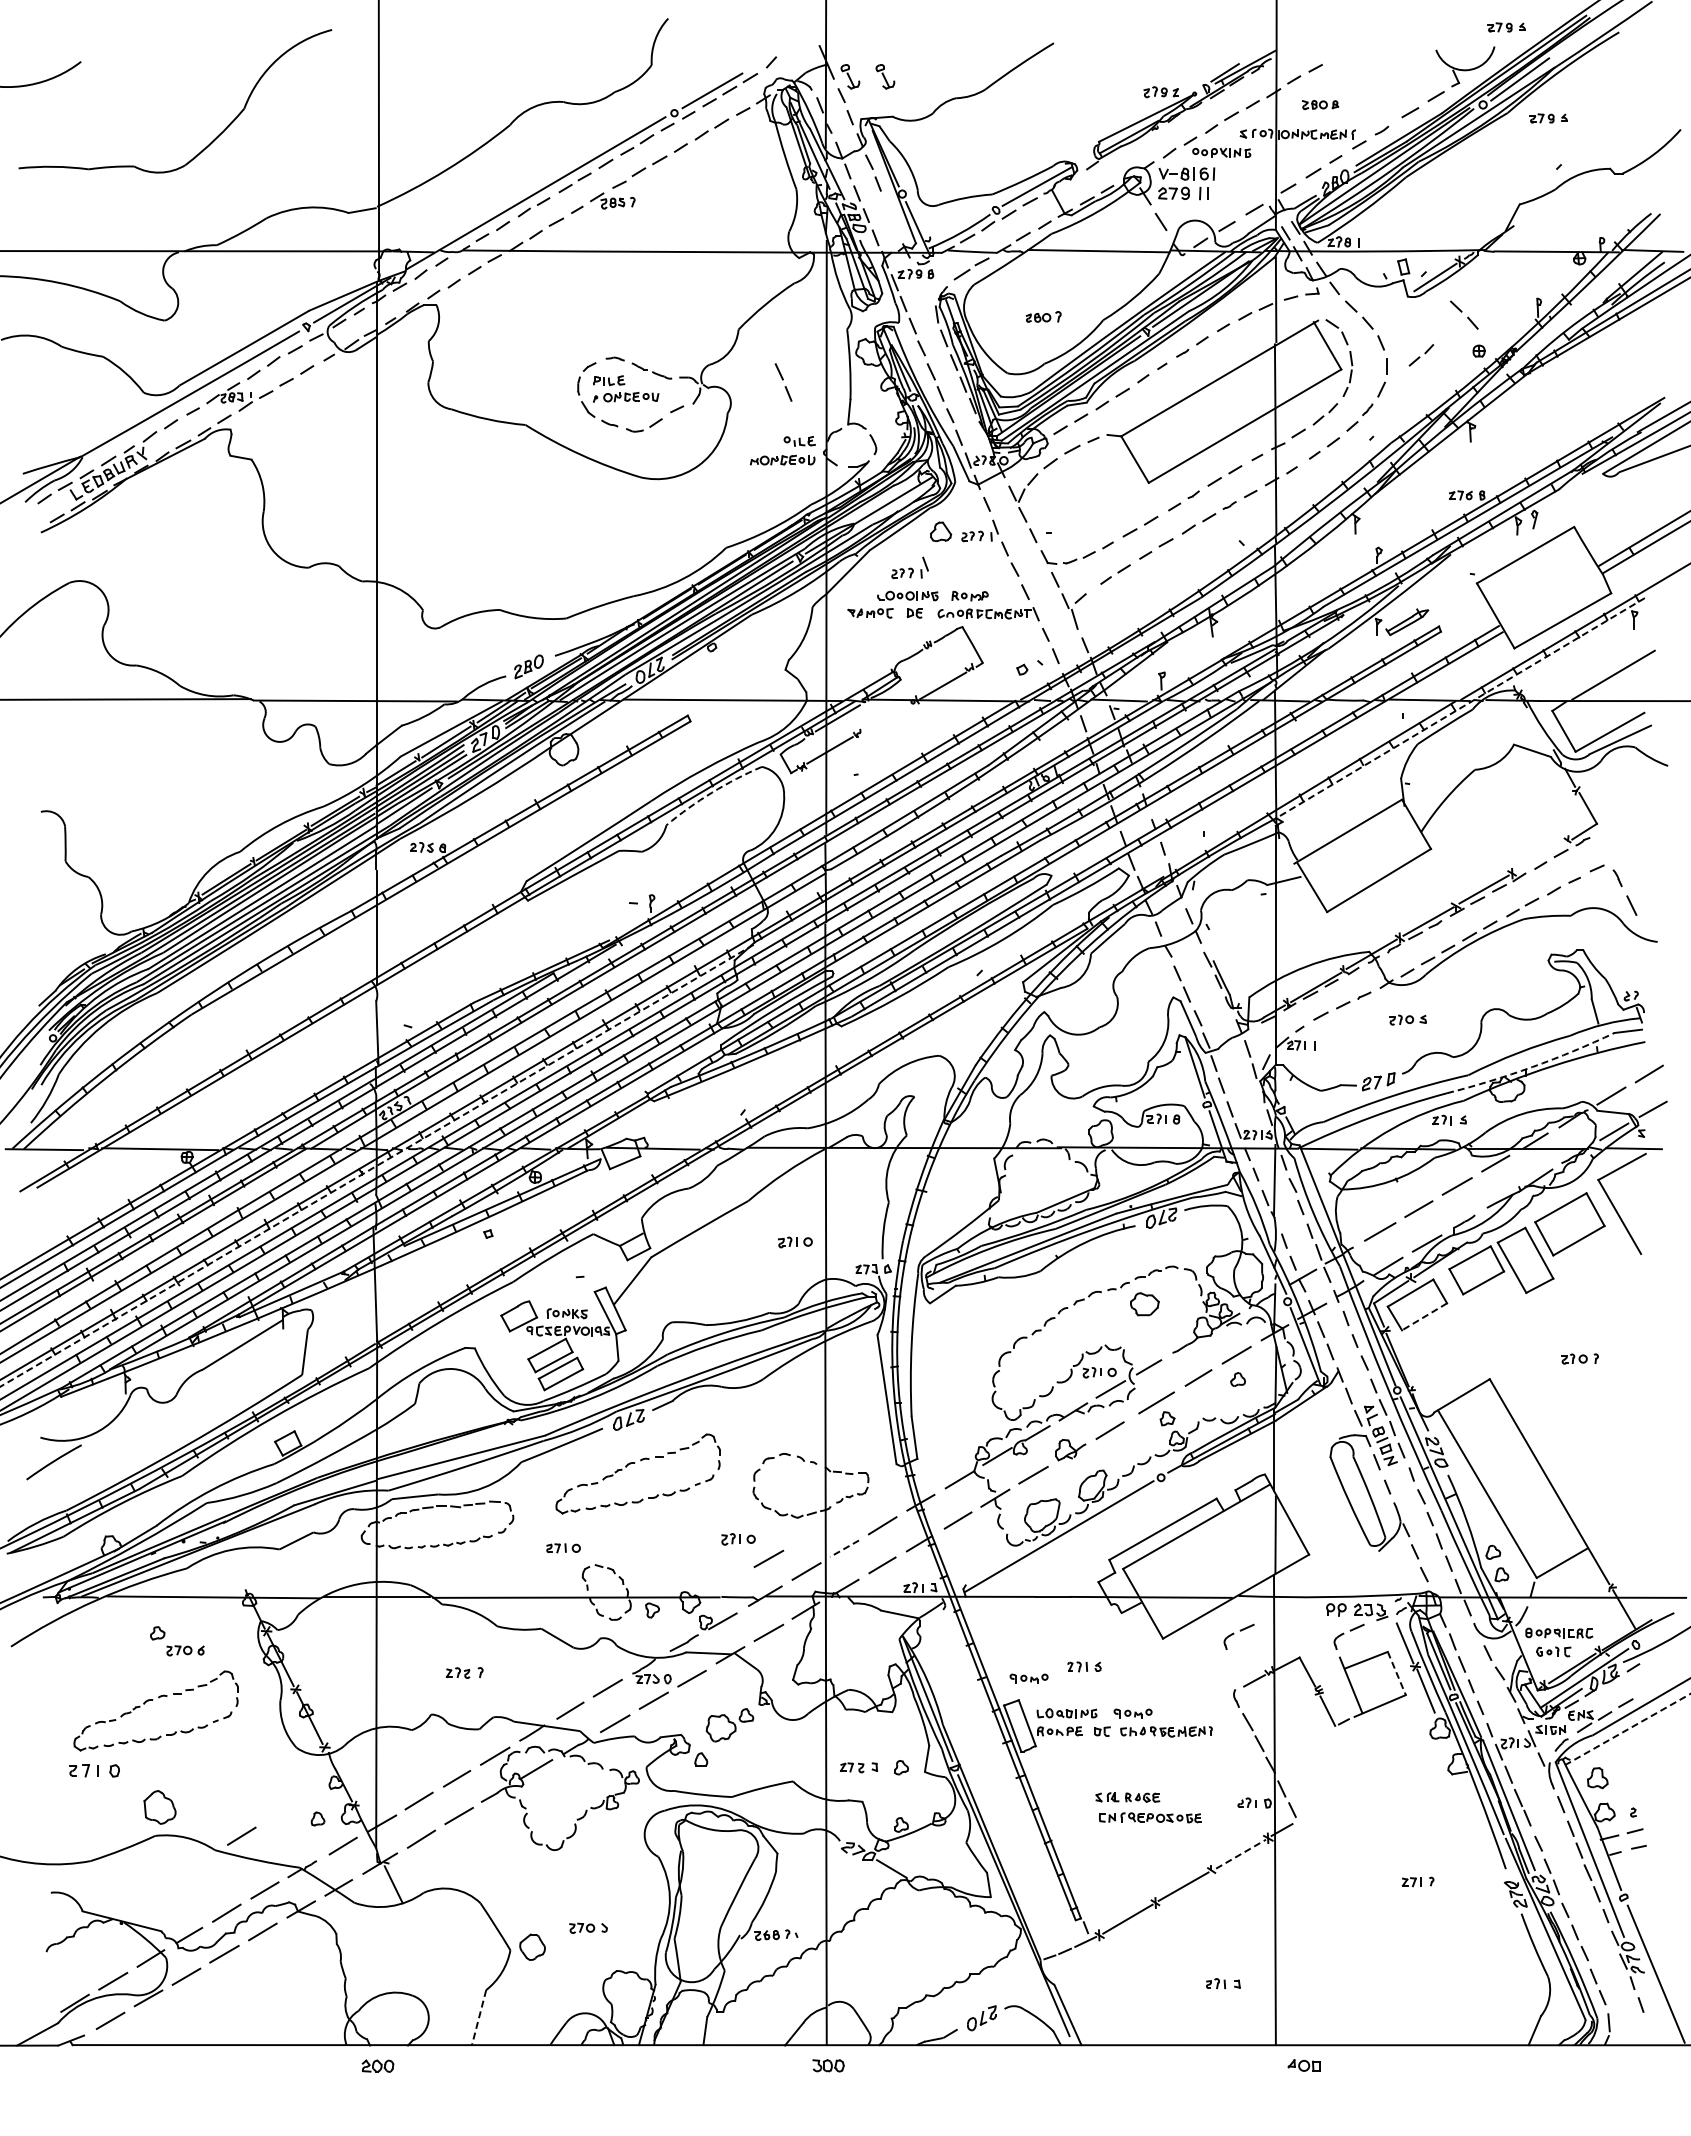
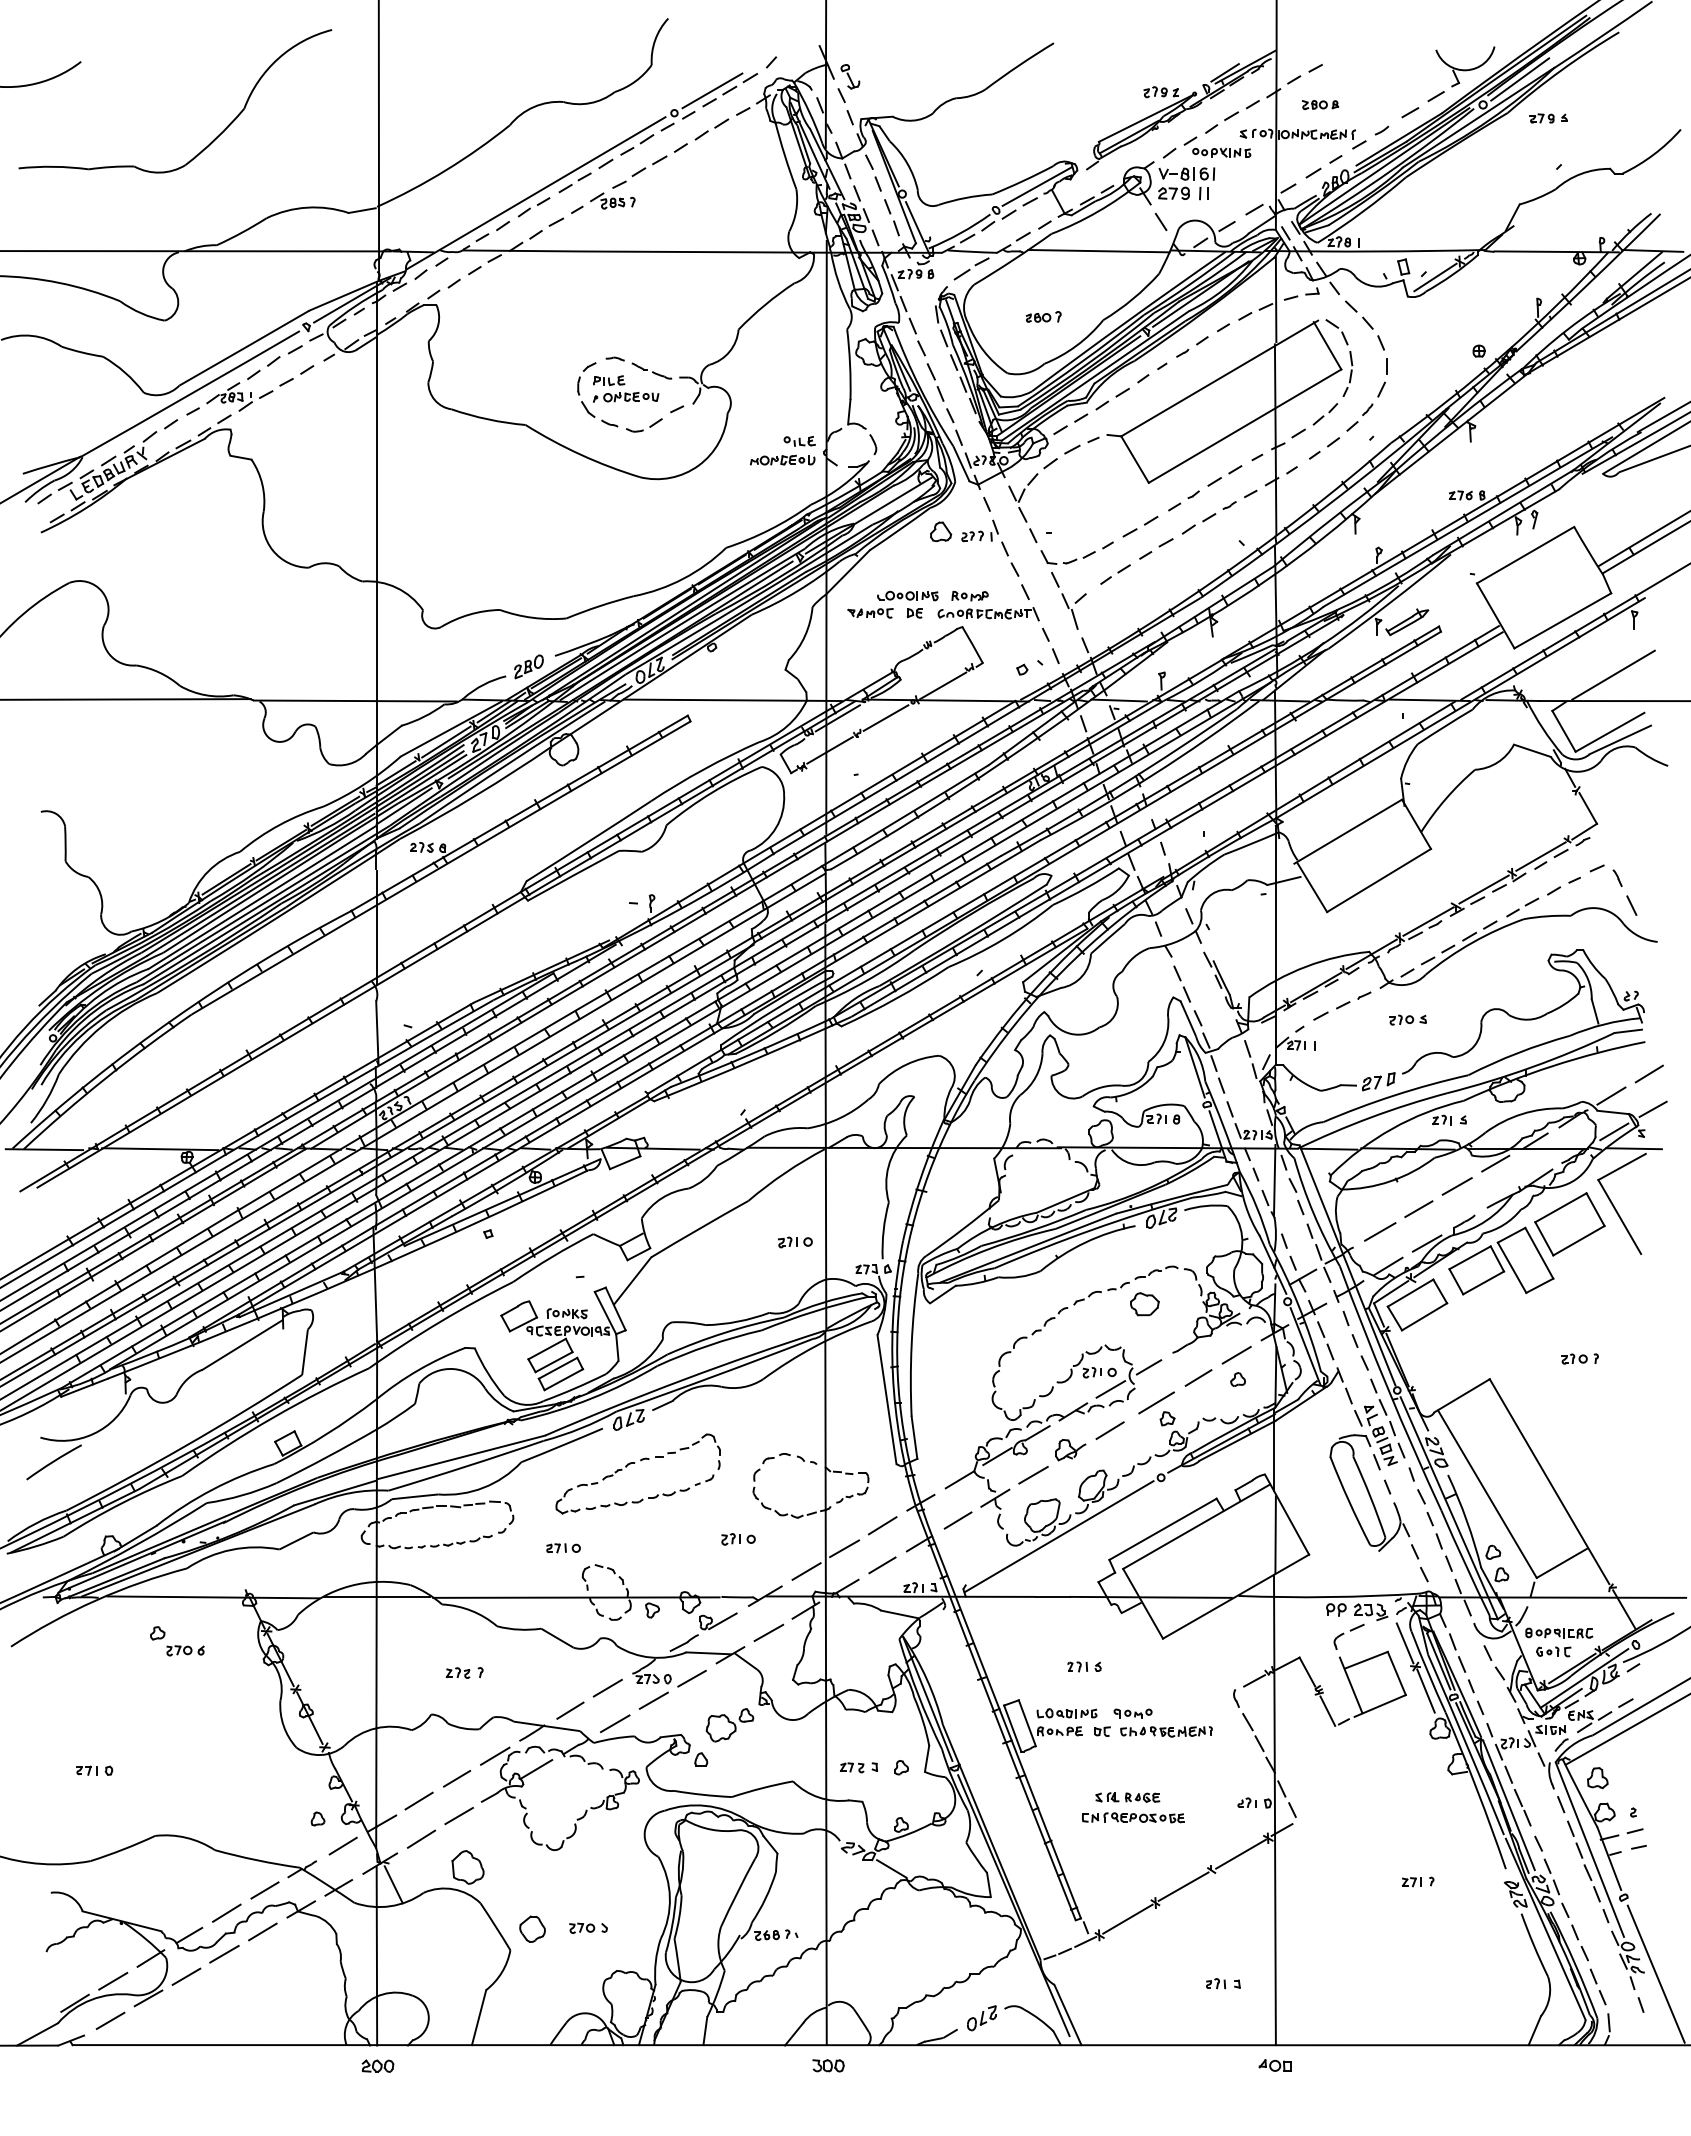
part: present -> none (1506, 27)
part: present -> none (885, 76)
part: none -> present (891, 217)
part: present -> none (1464, 314)
part: present -> none (1421, 355)
part: present -> none (783, 382)
part: present -> none (909, 567)
line: dashed -> solid (1460, 708)
line: none -> present (885, 717)
arc: dashed -> solid (712, 792)
line: none -> present (1540, 856)
arc: dashed -> solid (1532, 1067)
line: dashed -> solid (376, 1165)
line: dashed -> solid (1424, 1317)
line: dashed -> solid (844, 1548)
line: present -> none (768, 1558)
part: present -> none (1238, 1636)
line: dashed -> solid (1397, 1673)
part: present -> none (1028, 1678)
part: present -> none (152, 1700)
line: dashed -> solid (1627, 1729)
part size: 51x14 px -> 38x11 px (94, 1770)
part position: (159, 1807) -> (467, 1867) (467, 1867)
part position: (1150, 1817) -> (1133, 1817) (1133, 1817)
line: present -> none (241, 1835)
line: dashed -> solid (1241, 1854)
part position: (532, 1946) -> (532, 1928) (532, 1928)
line: none -> present (376, 1955)
line: dashed -> solid (479, 2018)
part position: (1303, 2065) -> (1274, 2065) (1274, 2065)
